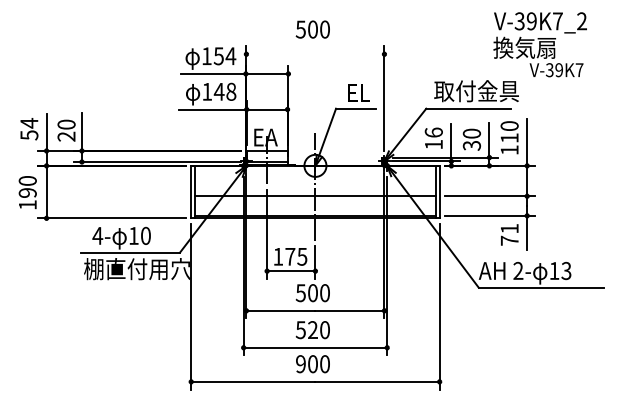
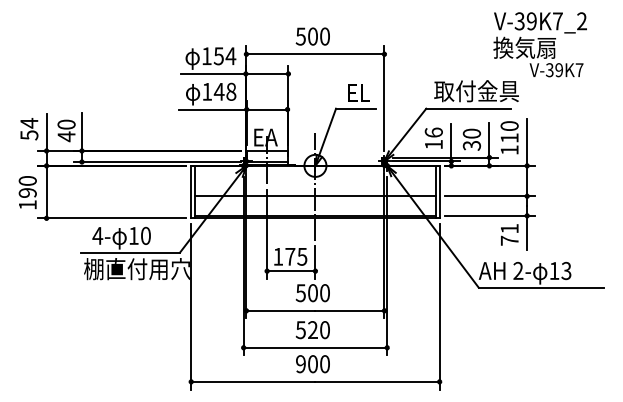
text position: (312, 29) -> (312, 36) (312, 36)
line: none -> present (314, 54)
text: 20 -> 40 (66, 136)
